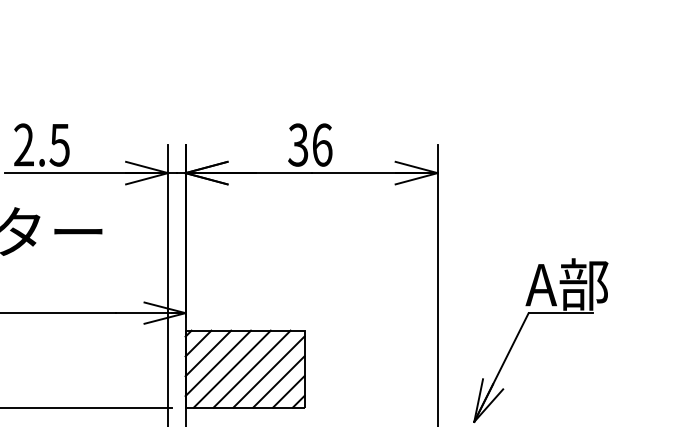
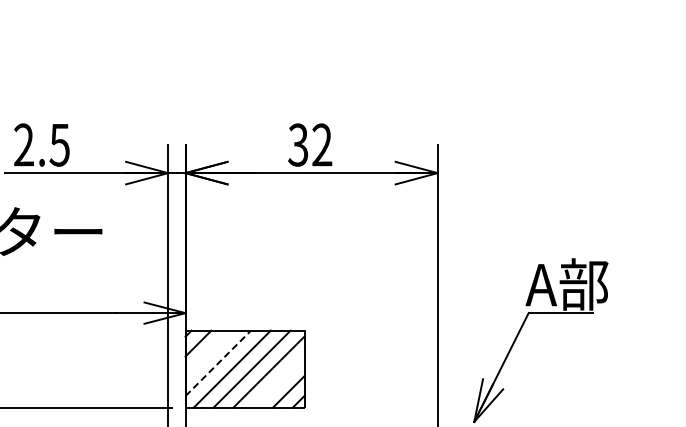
text: 36 -> 32 (322, 144)
line: present -> none (208, 353)
line: solid -> dashed (218, 363)
line: present -> none (278, 381)
